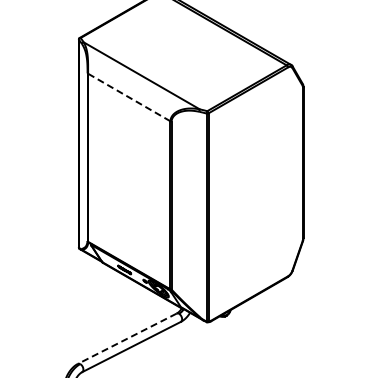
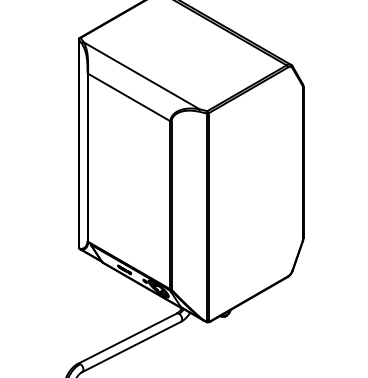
line: dashed -> solid (129, 97)
line: dashed -> solid (126, 339)
